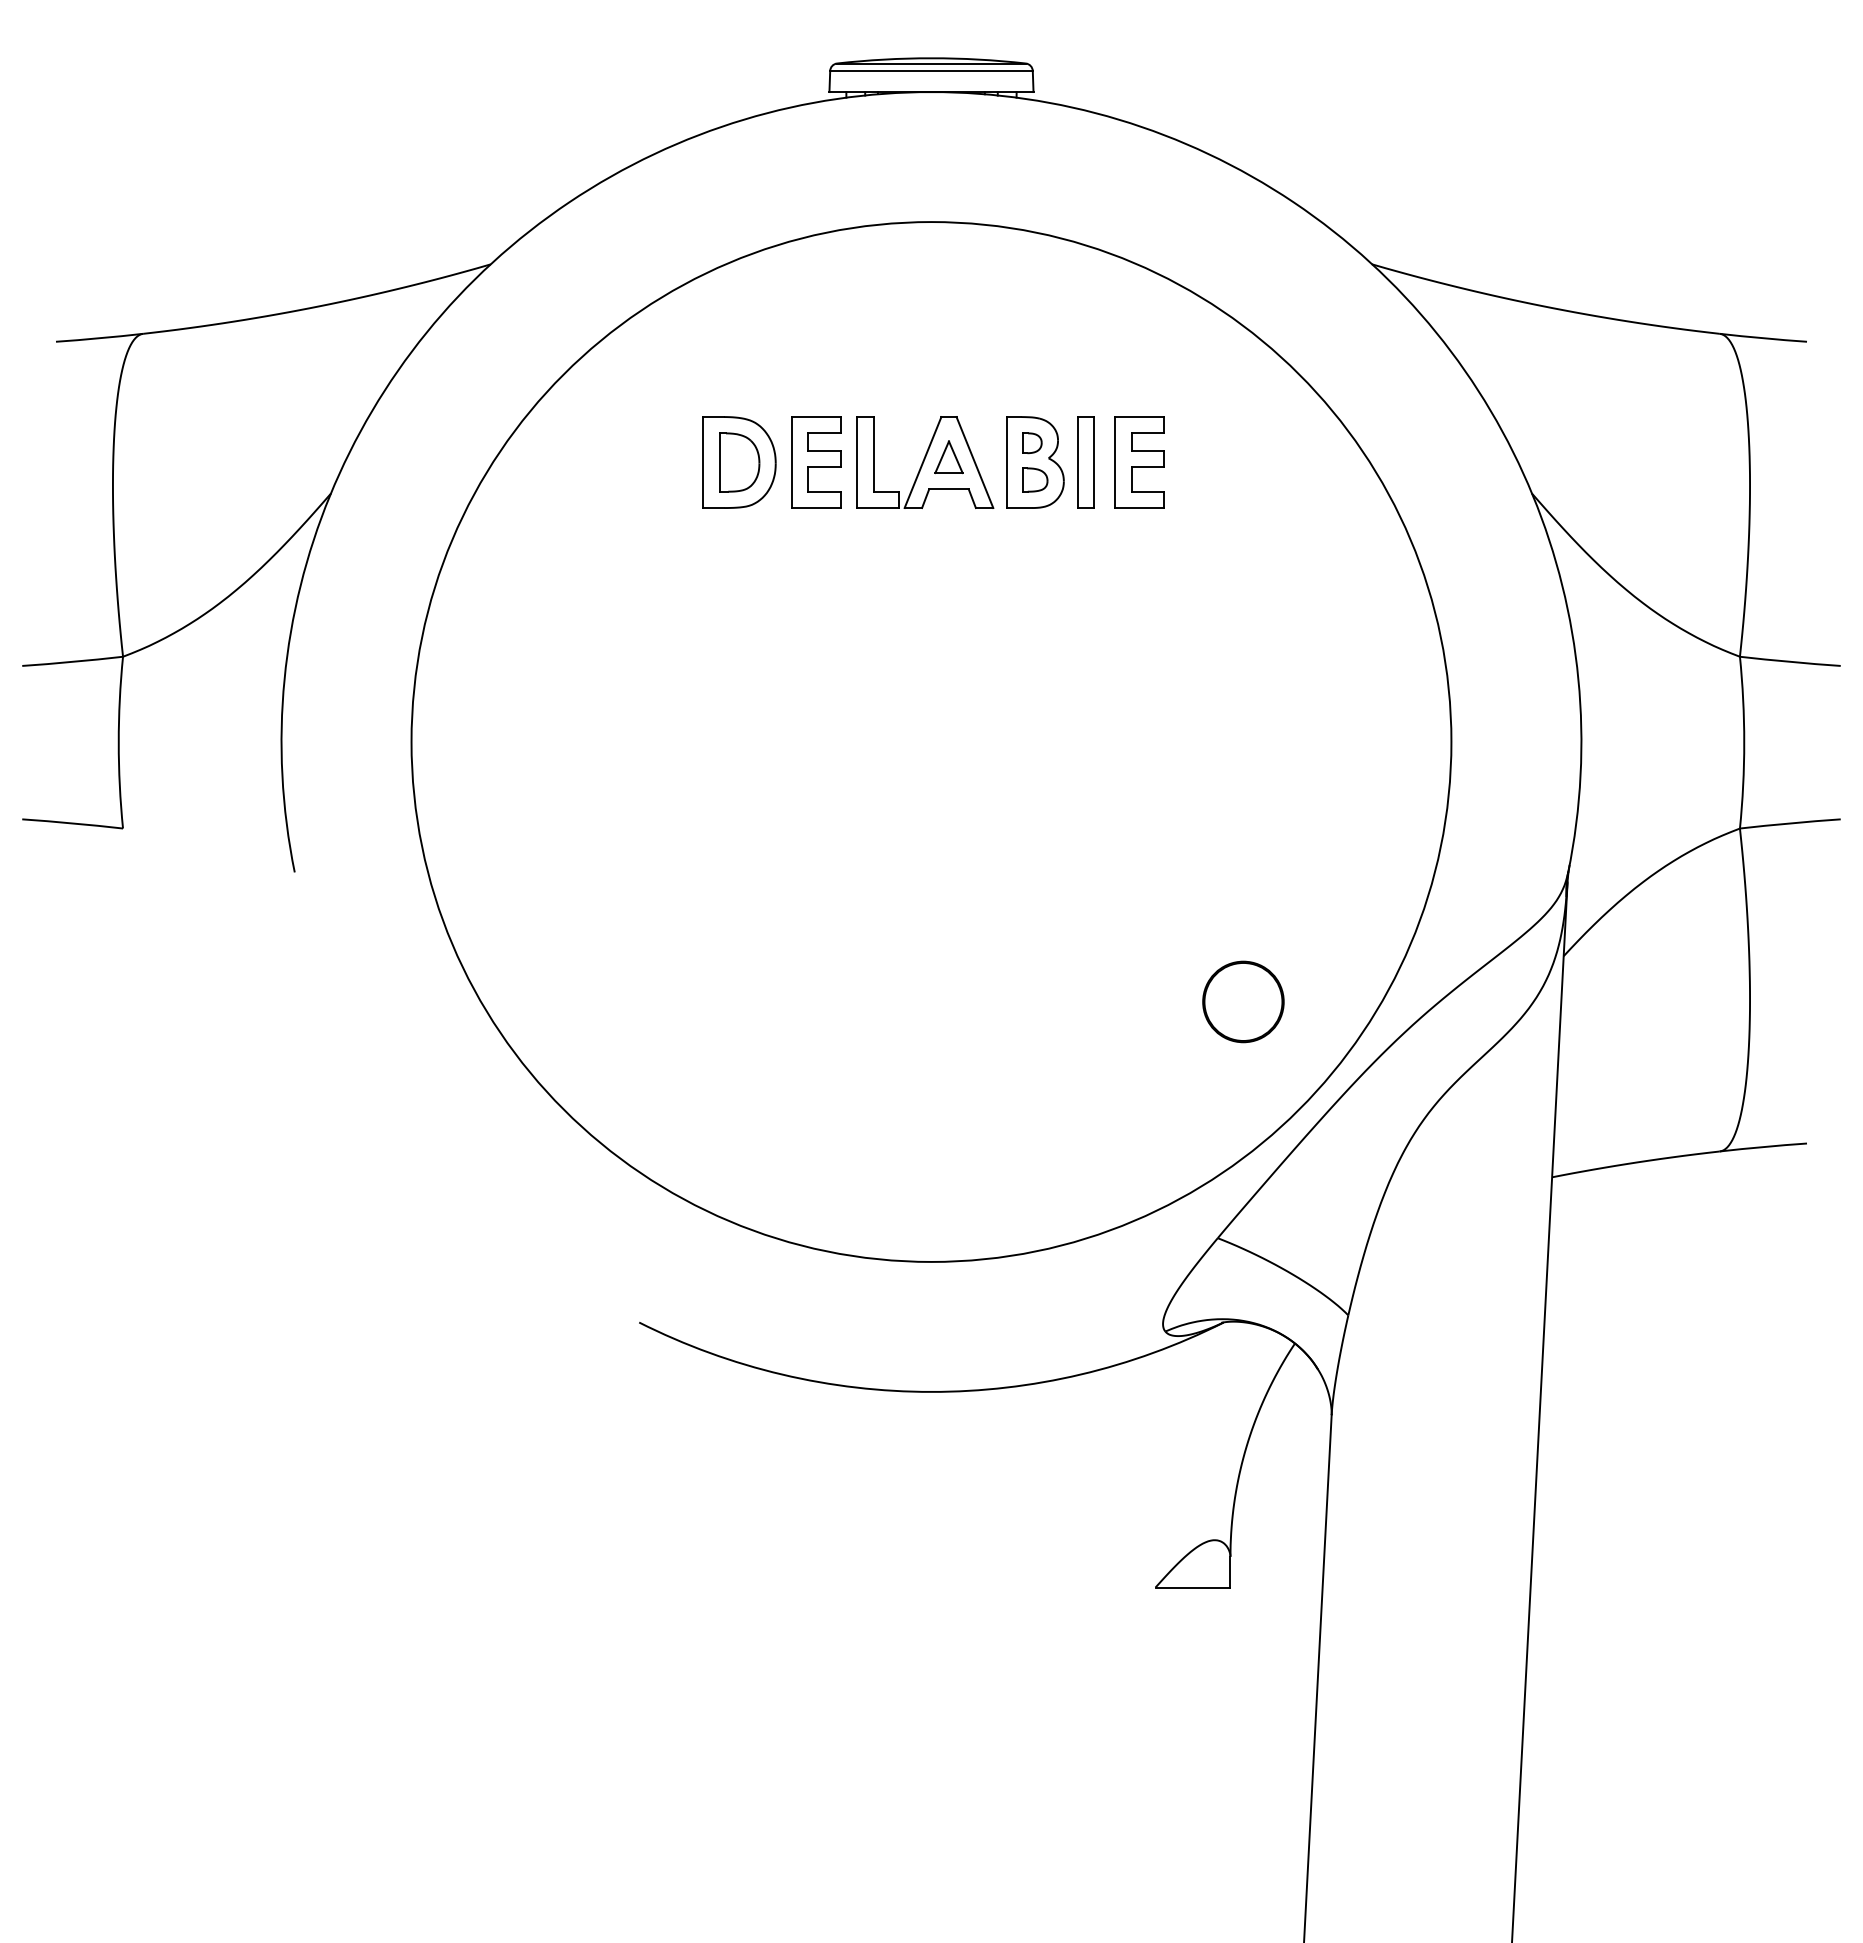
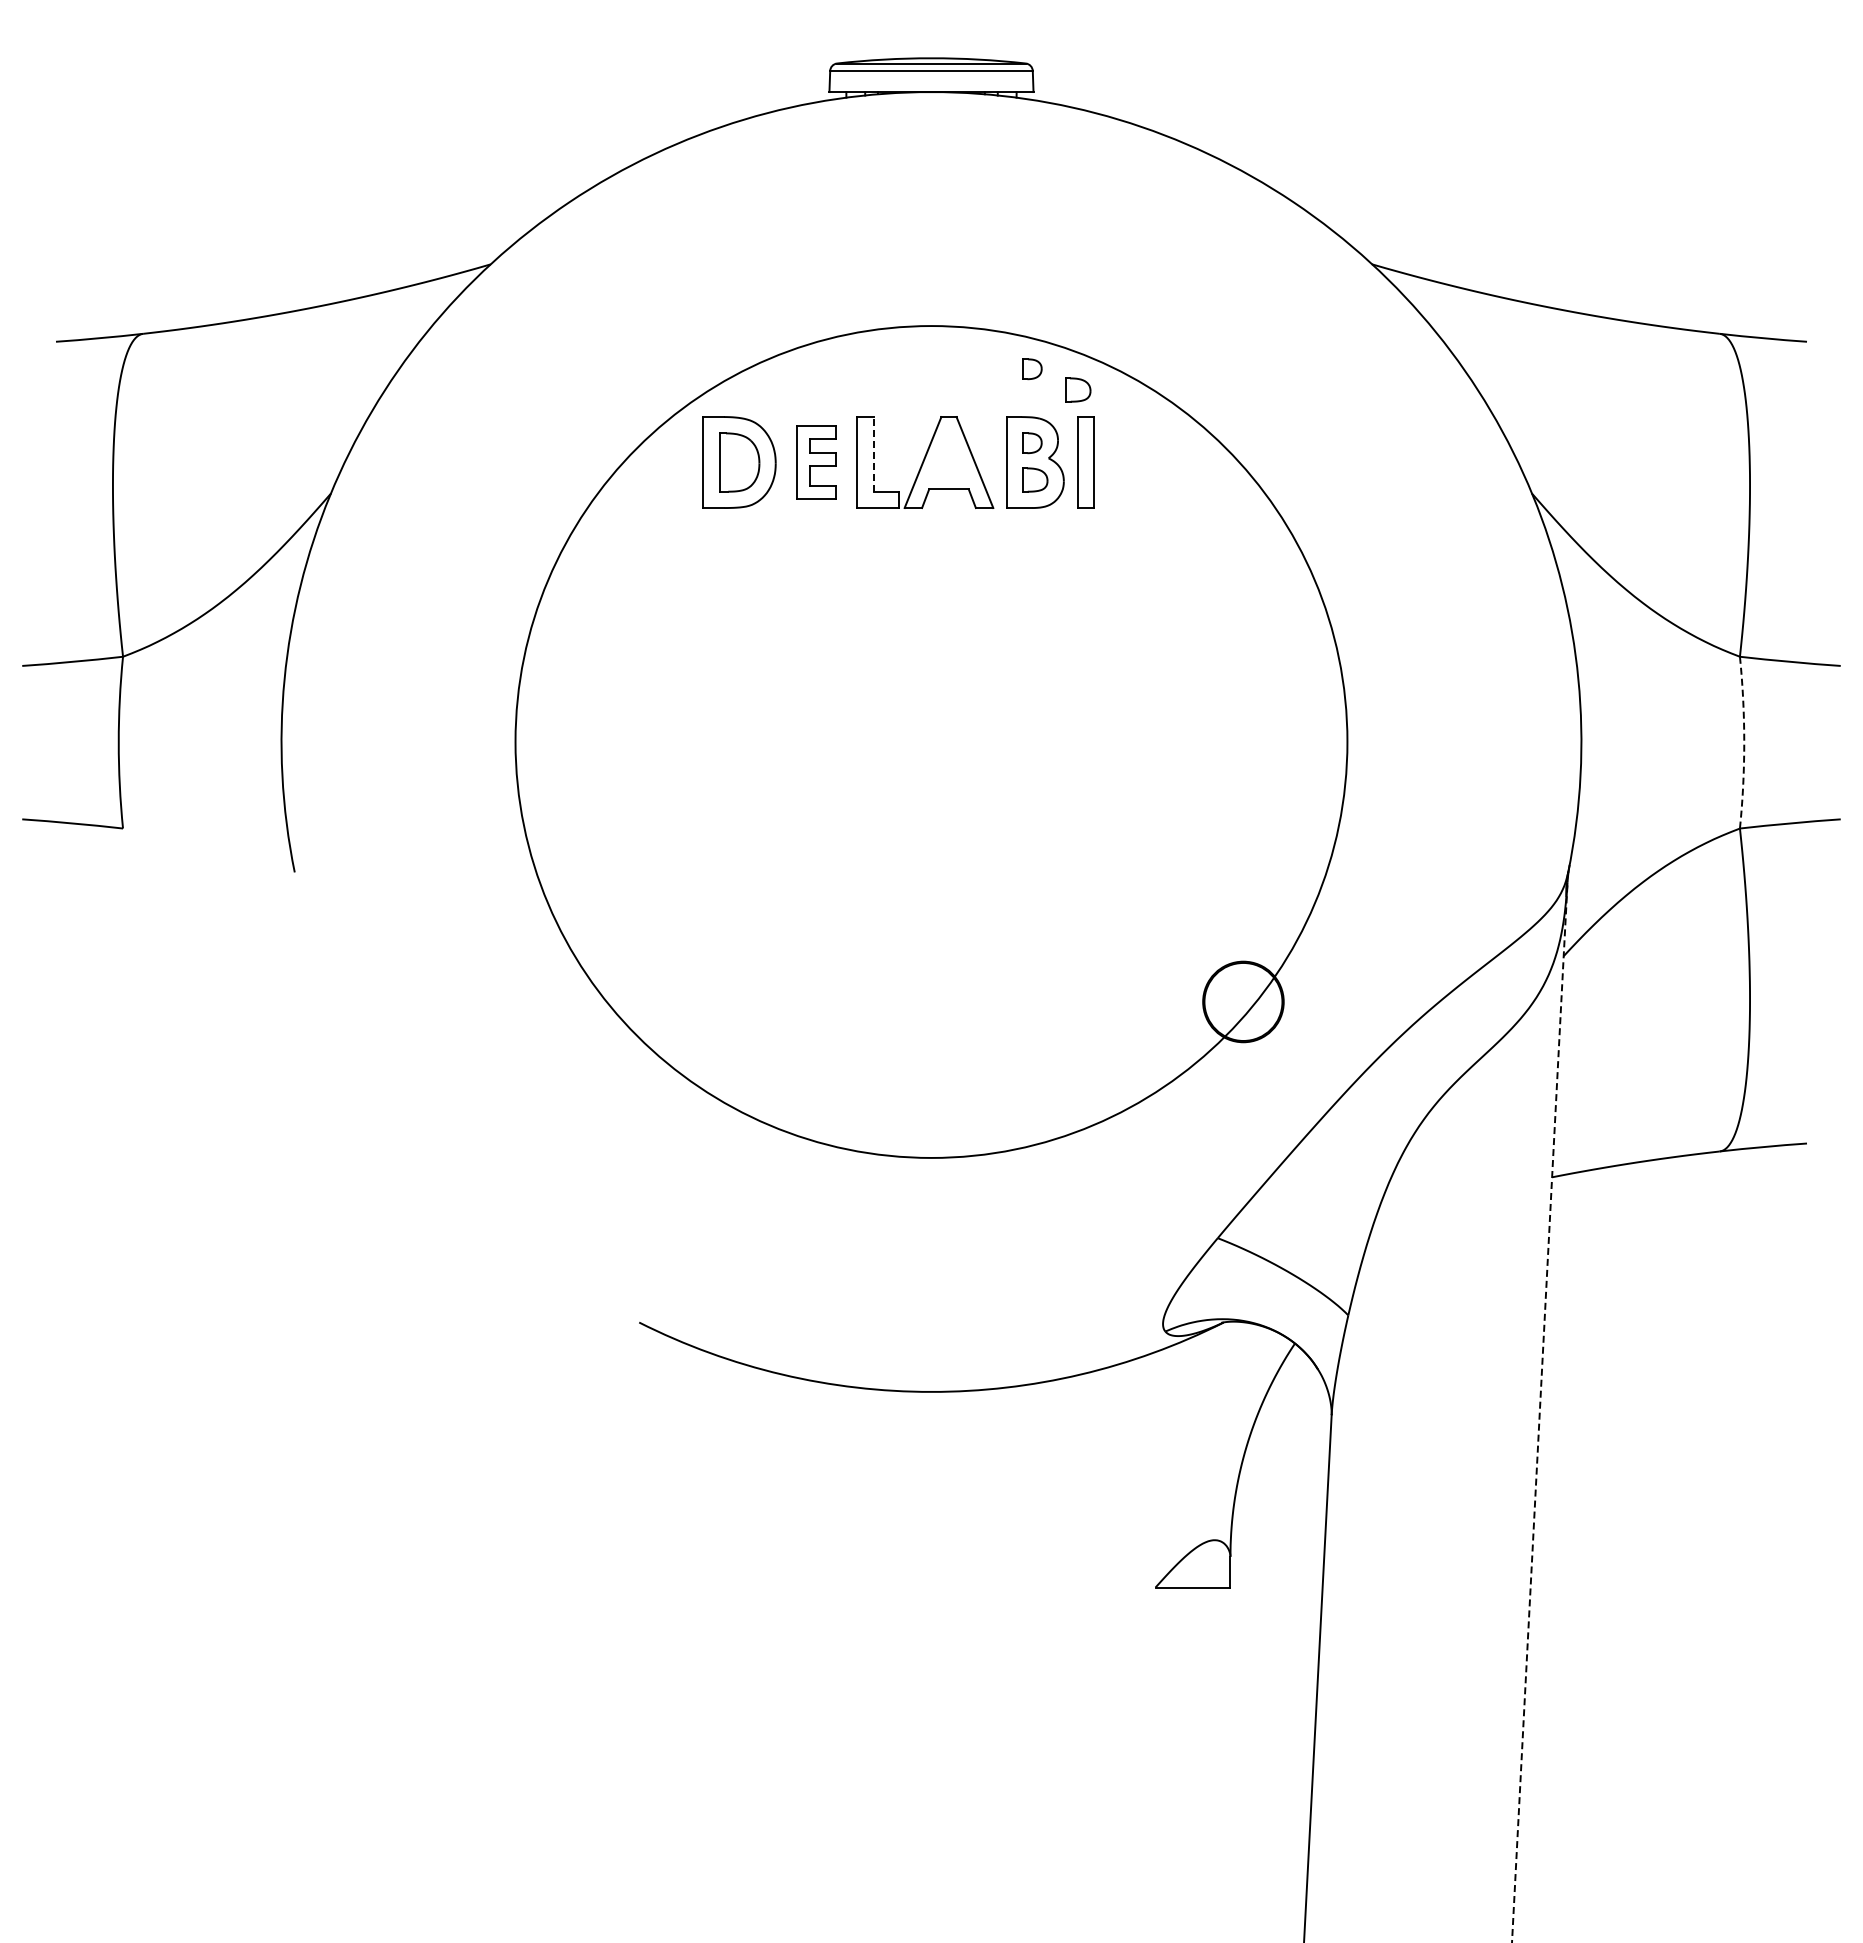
part: none -> present (1032, 369)
part: none -> present (1078, 389)
line: solid -> dashed (873, 453)
part: present -> none (948, 457)
part size: 51x93 px -> 41x75 px (816, 462)
part: present -> none (1139, 462)
circle diameter: 1040 px -> 832 px (931, 741)
arc: solid -> dashed (1744, 742)
line: solid -> dashed (1539, 1411)
